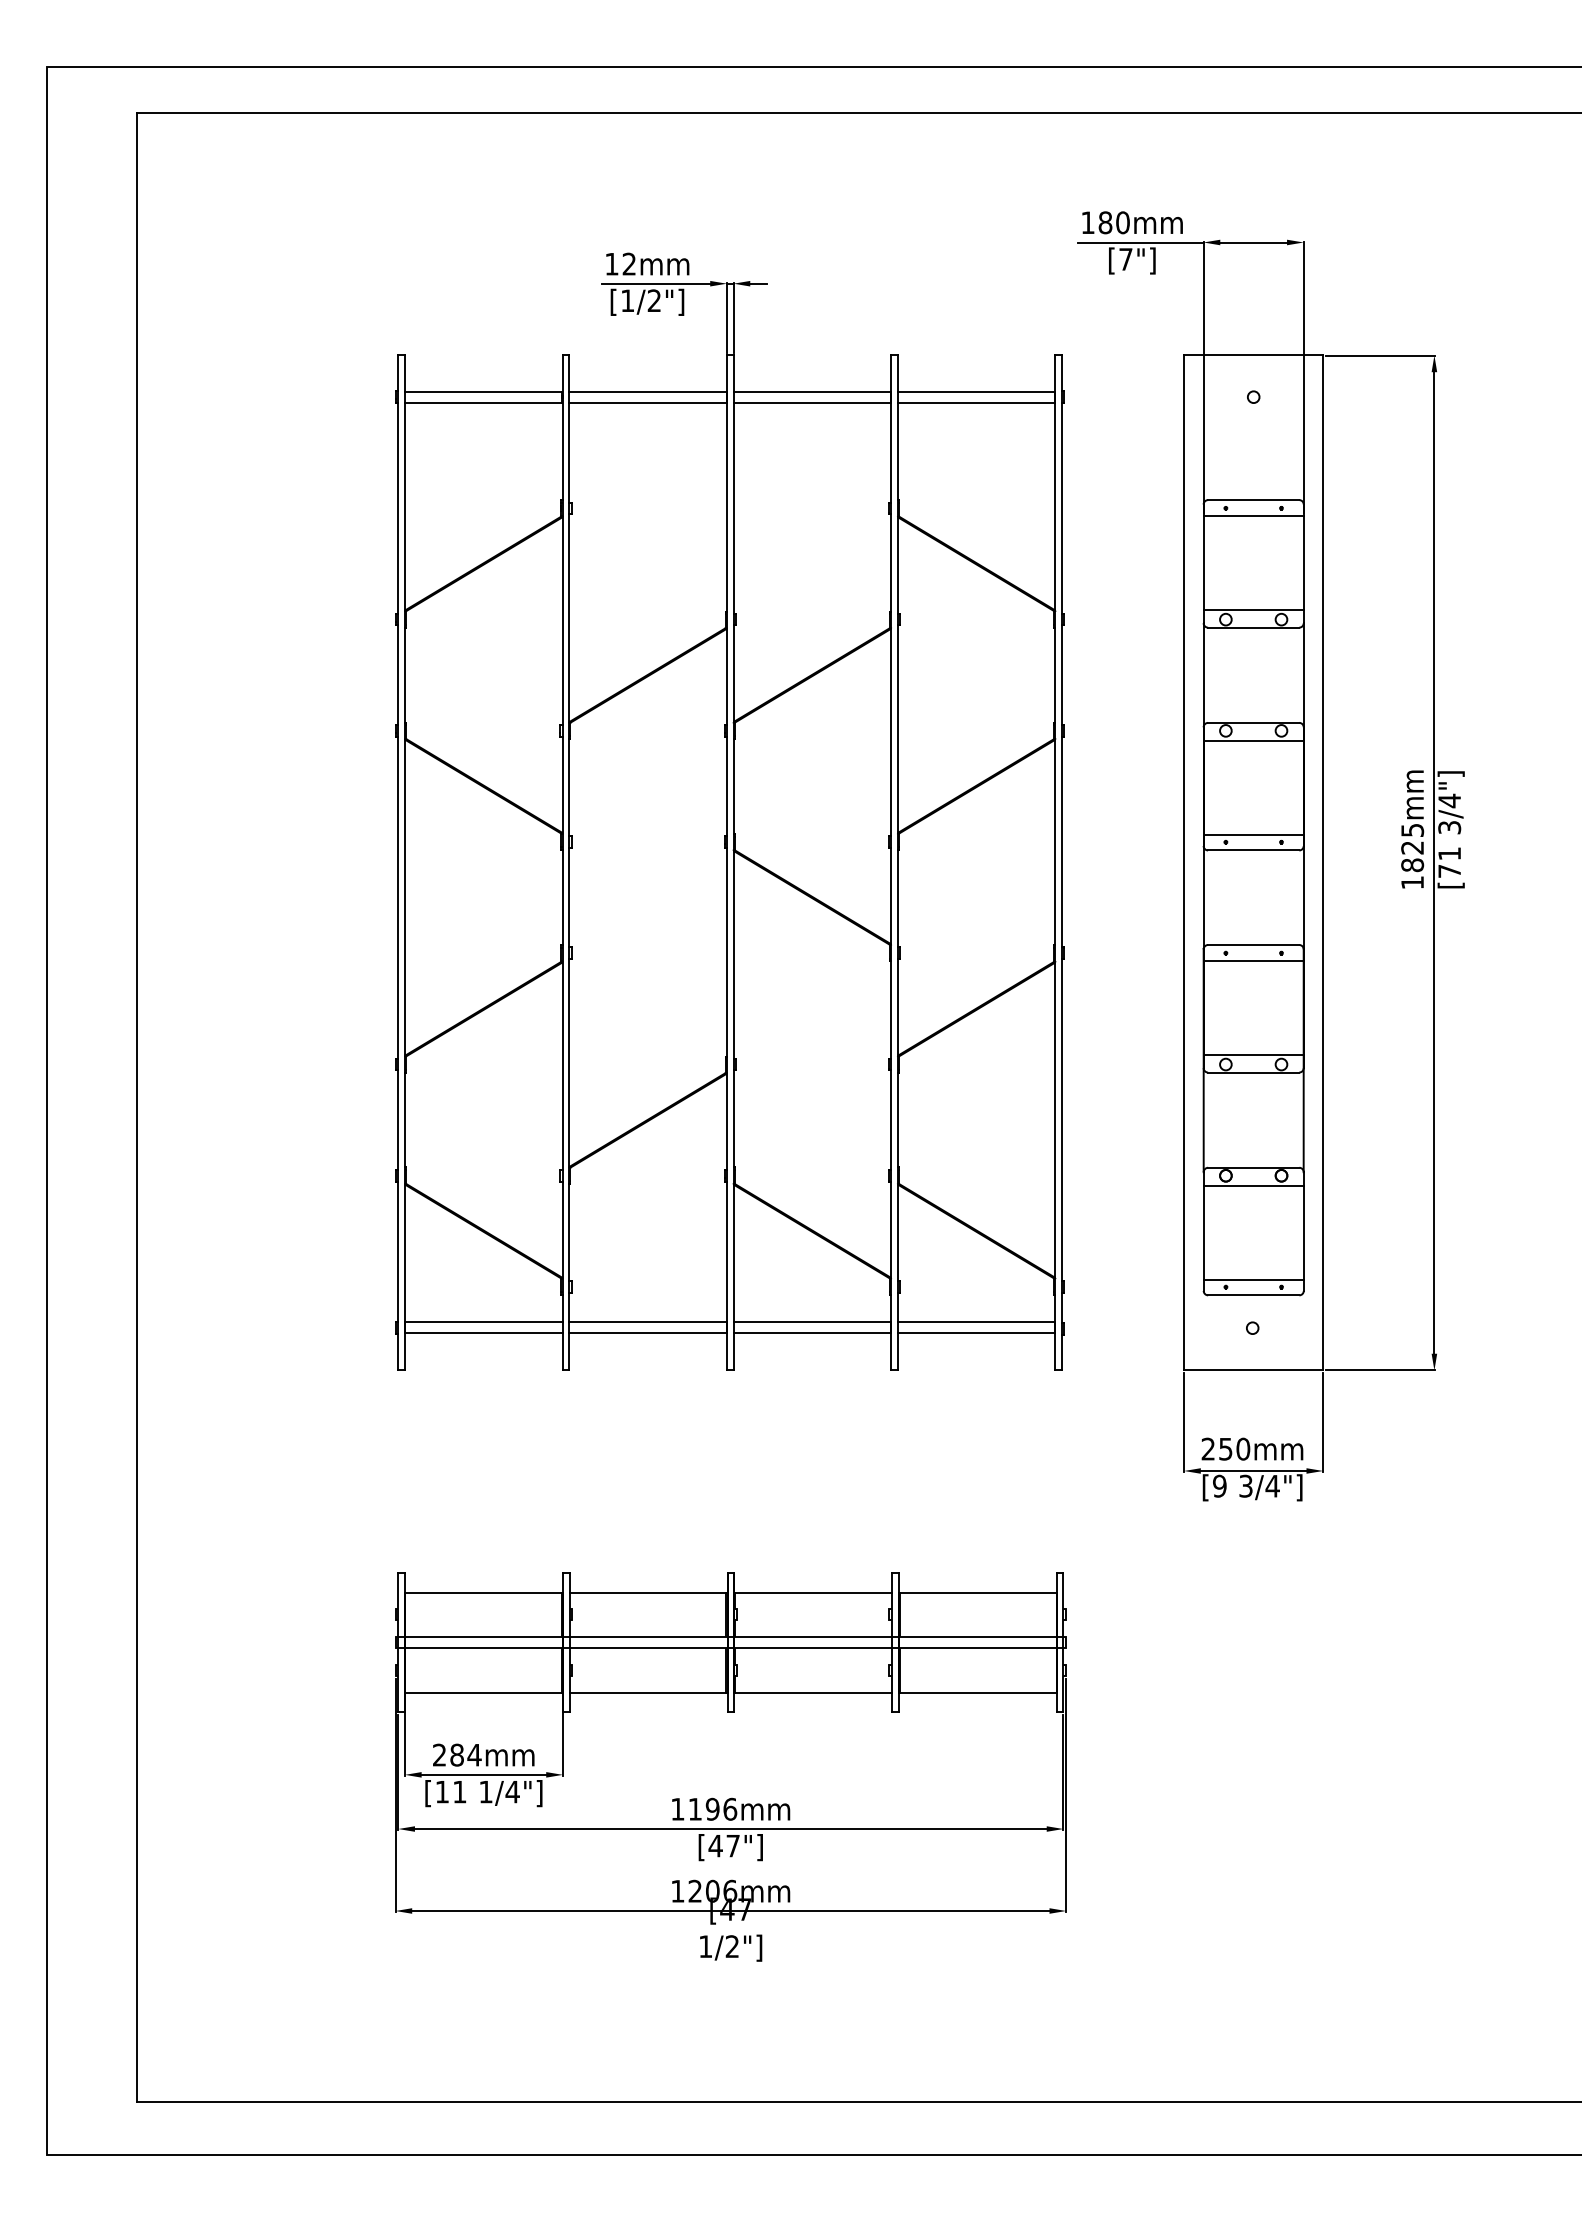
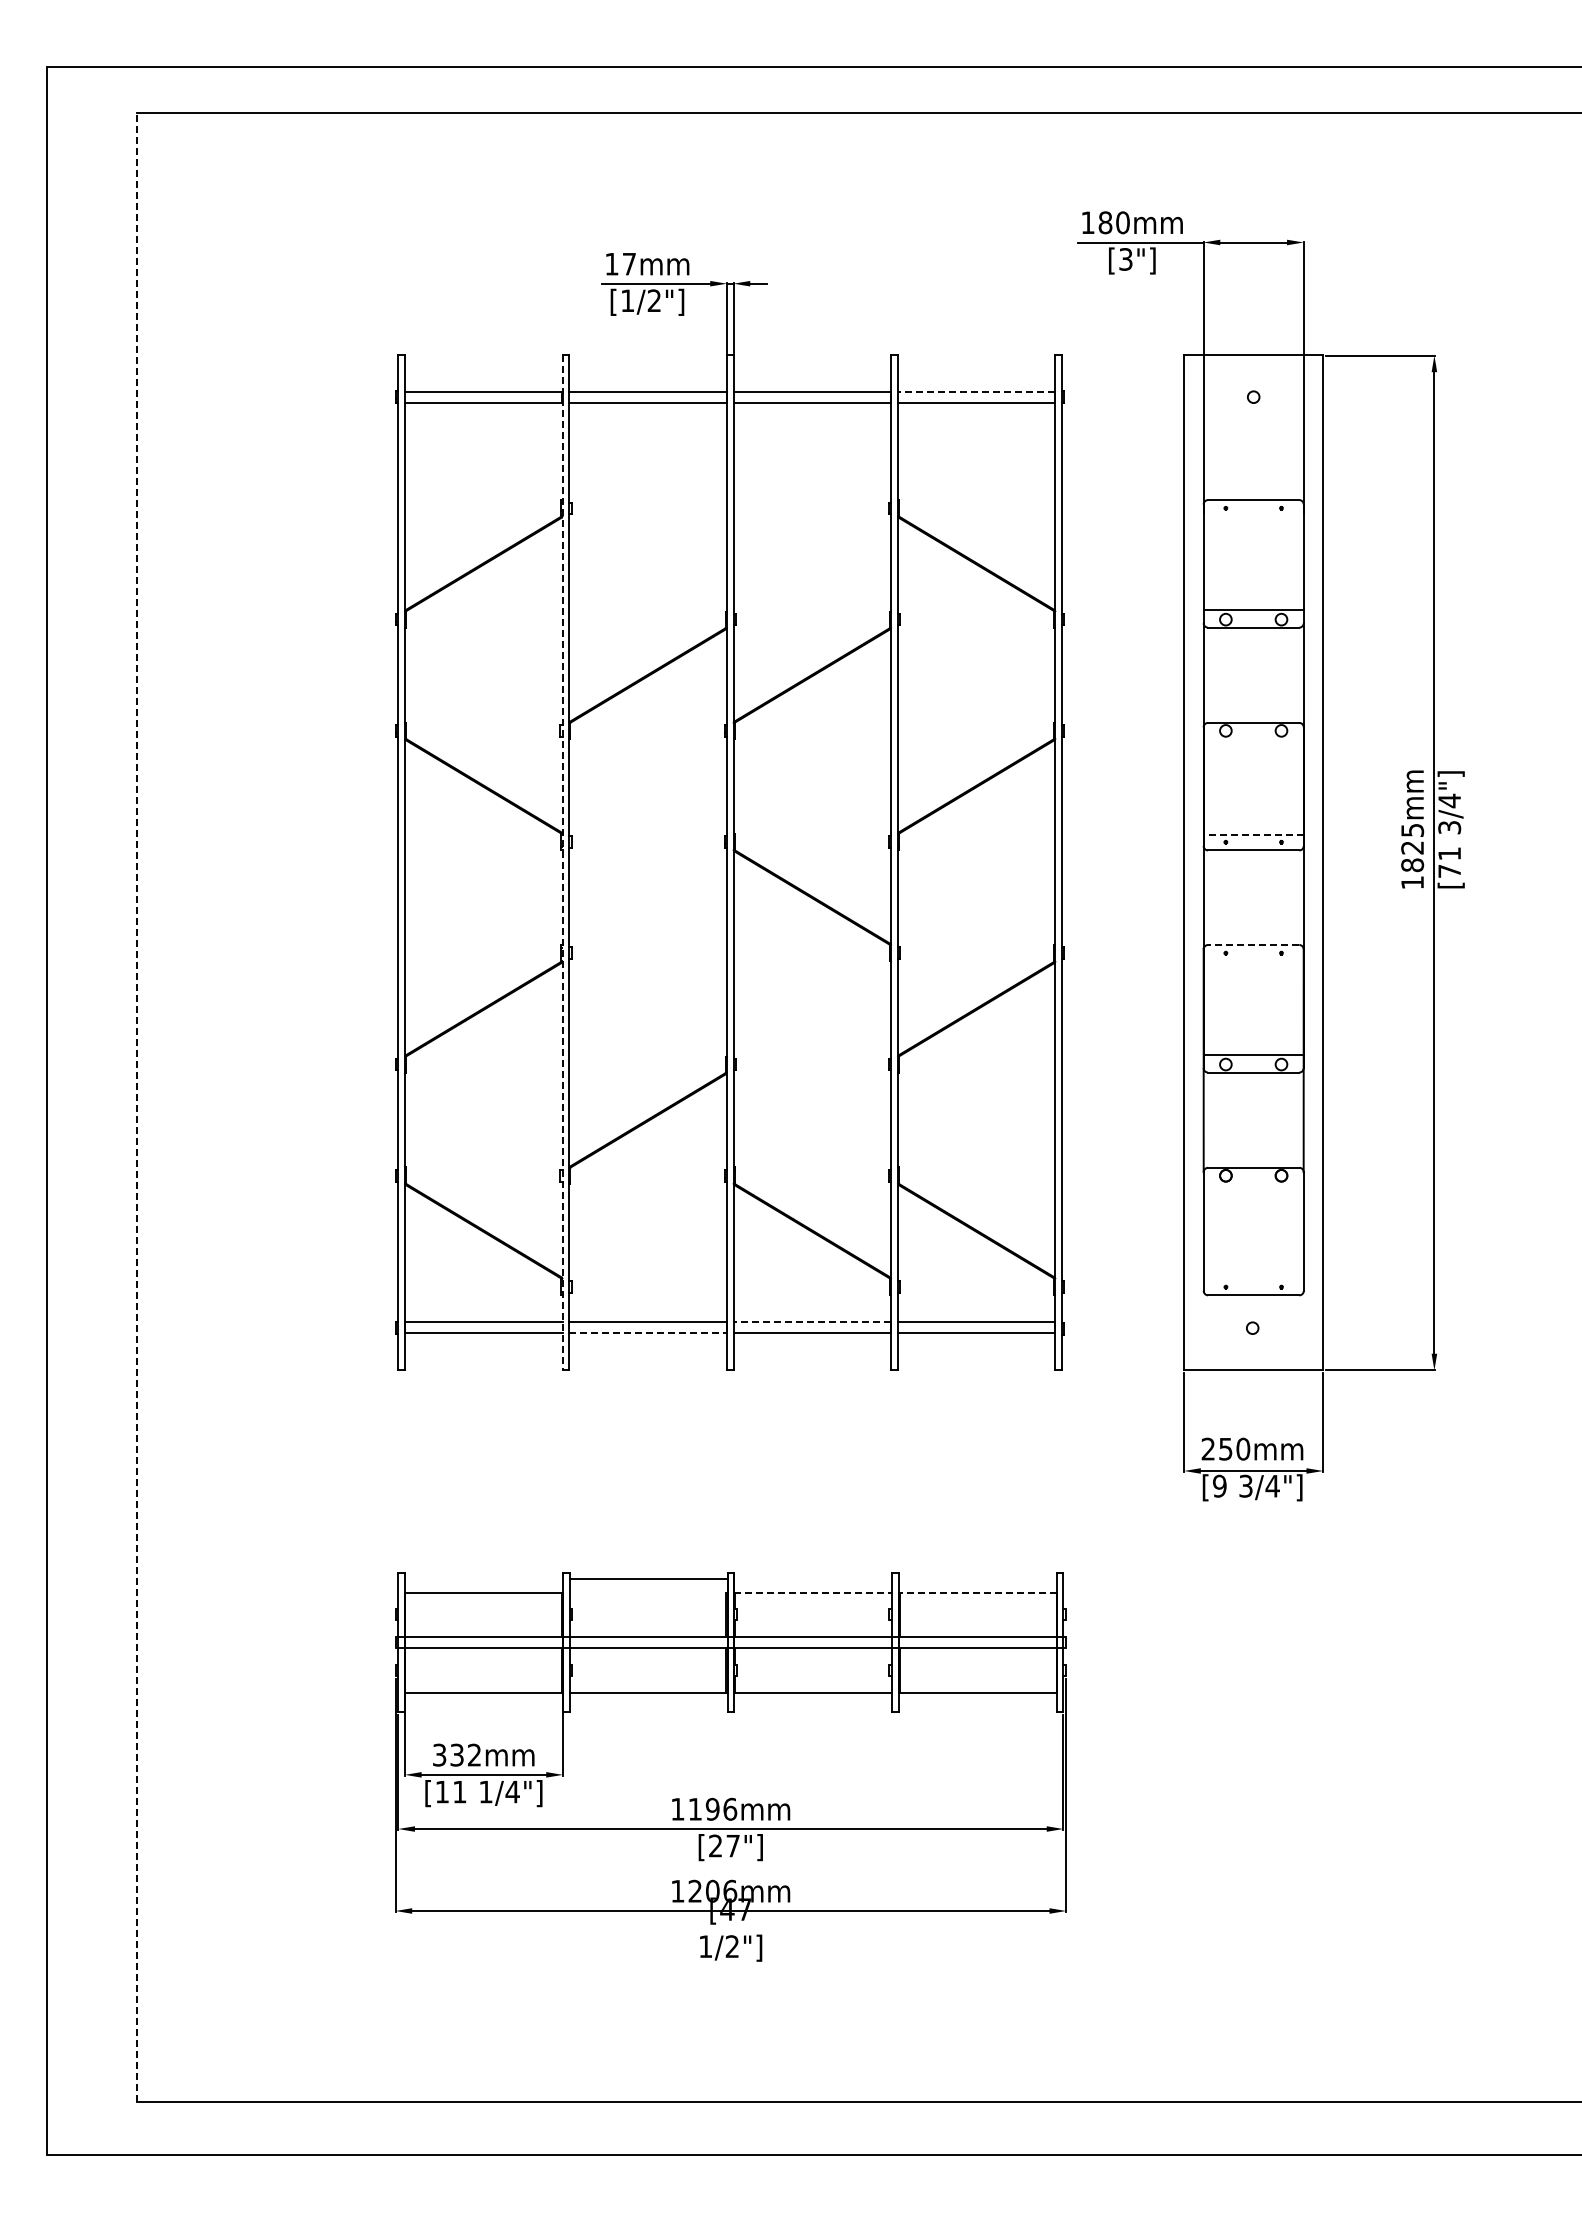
text: [7"] -> [3"] (1125, 259)
text: 12mm -> 17mm (628, 263)
line: solid -> dashed (976, 391)
line: present -> none (1253, 515)
line: present -> none (1253, 740)
line: solid -> dashed (1253, 834)
line: solid -> dashed (562, 863)
line: solid -> dashed (1253, 945)
line: present -> none (1253, 960)
line: solid -> dashed (137, 1106)
line: present -> none (1253, 1185)
line: present -> none (1253, 1279)
line: solid -> dashed (812, 1322)
line: solid -> dashed (647, 1333)
line position: (648, 1592) -> (648, 1578) (648, 1578)
line: solid -> dashed (813, 1592)
line: solid -> dashed (977, 1592)
text: 284mm -> 332mm (457, 1754)
text: [47"] -> [27"] (715, 1845)
